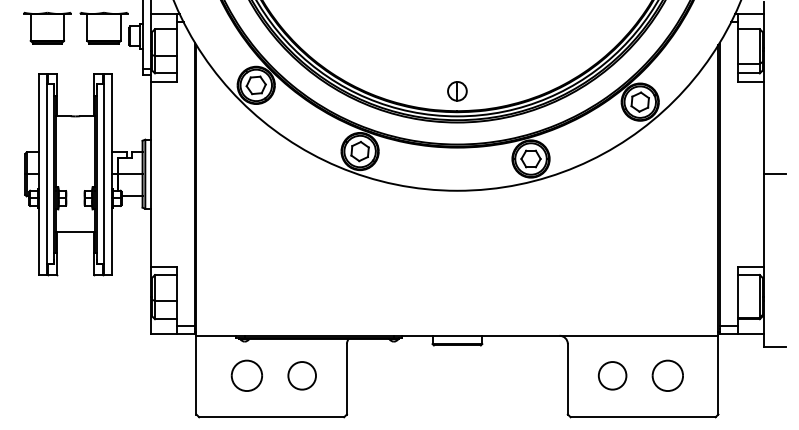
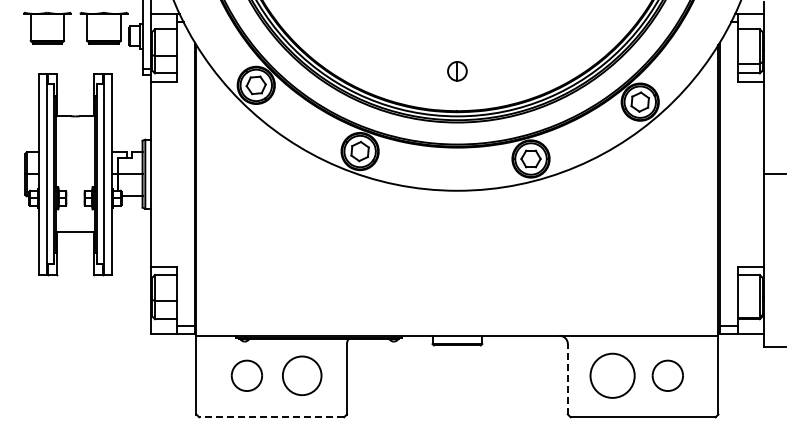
part position: (457, 91) -> (457, 71) (457, 71)
circle diameter: 28 px -> 39 px (301, 375)
circle diameter: 28 px -> 44 px (612, 375)
line: solid -> dashed (567, 378)
line: solid -> dashed (271, 417)
